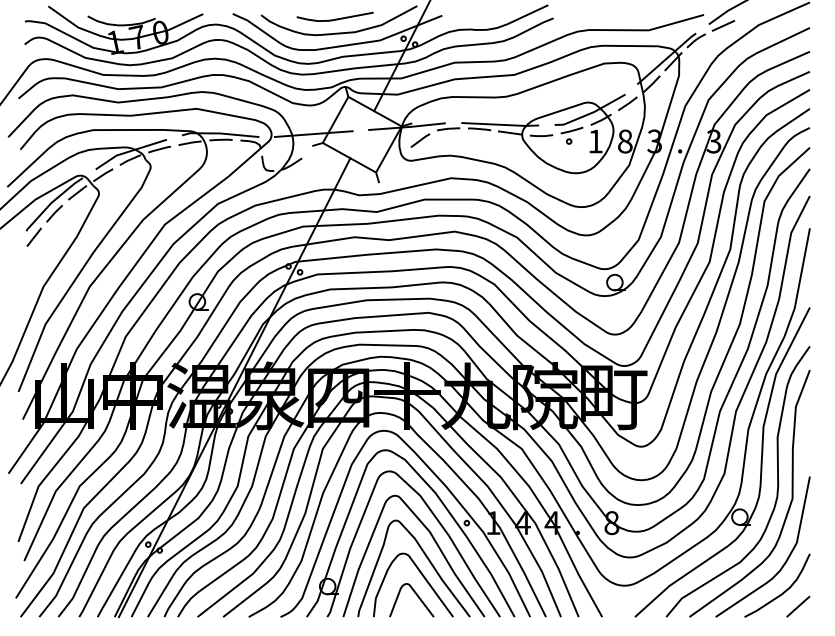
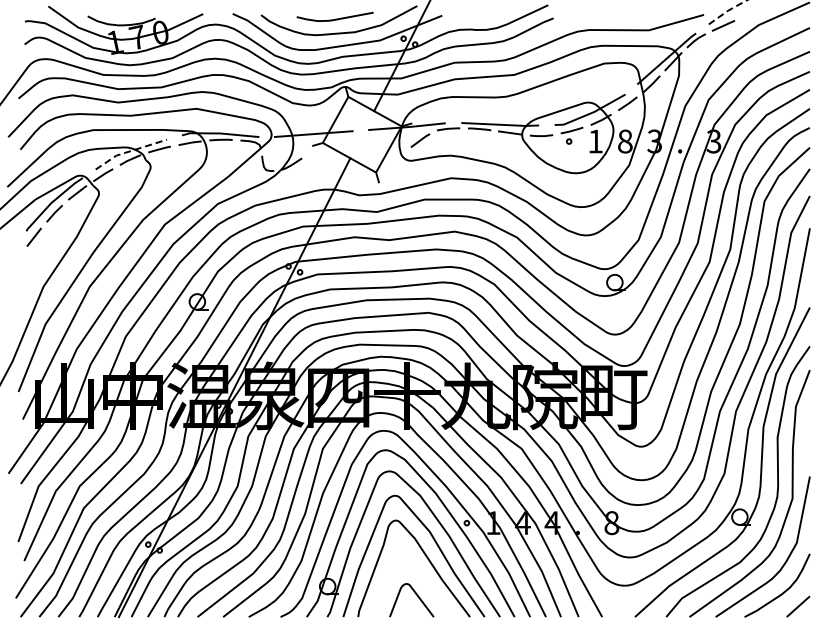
line: solid -> dashed (728, 10)
line: solid -> dashed (128, 151)
curve: present -> none (421, 575)
